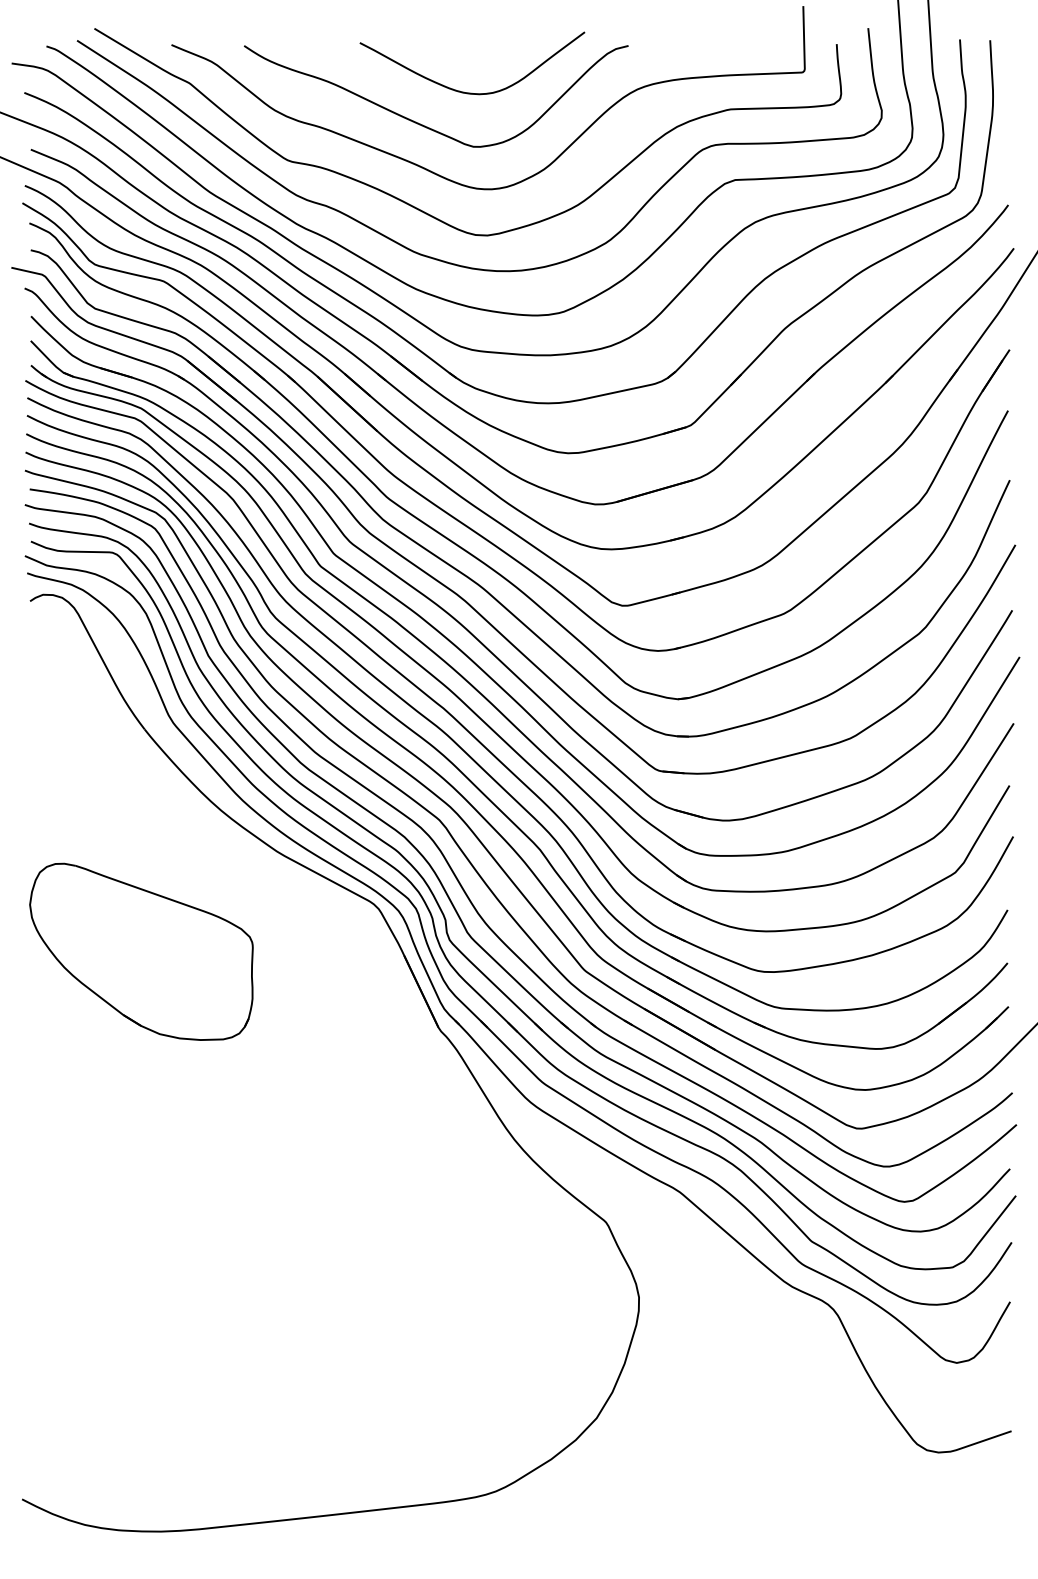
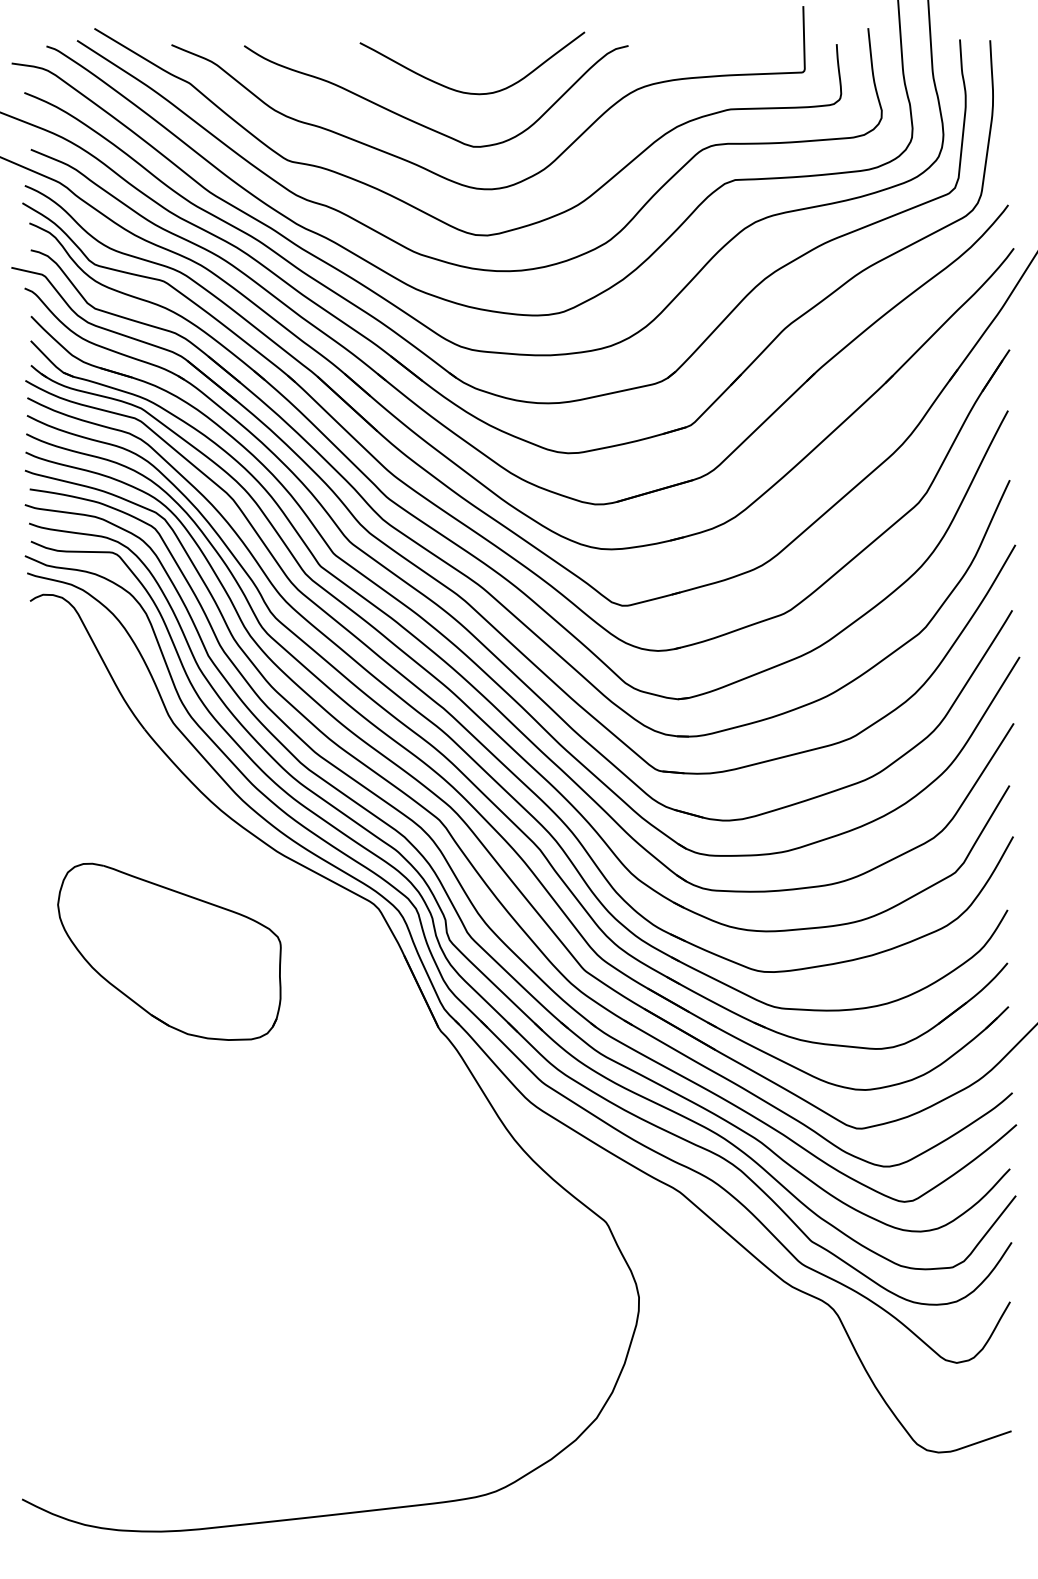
part position: (141, 951) -> (169, 951) (169, 951)
